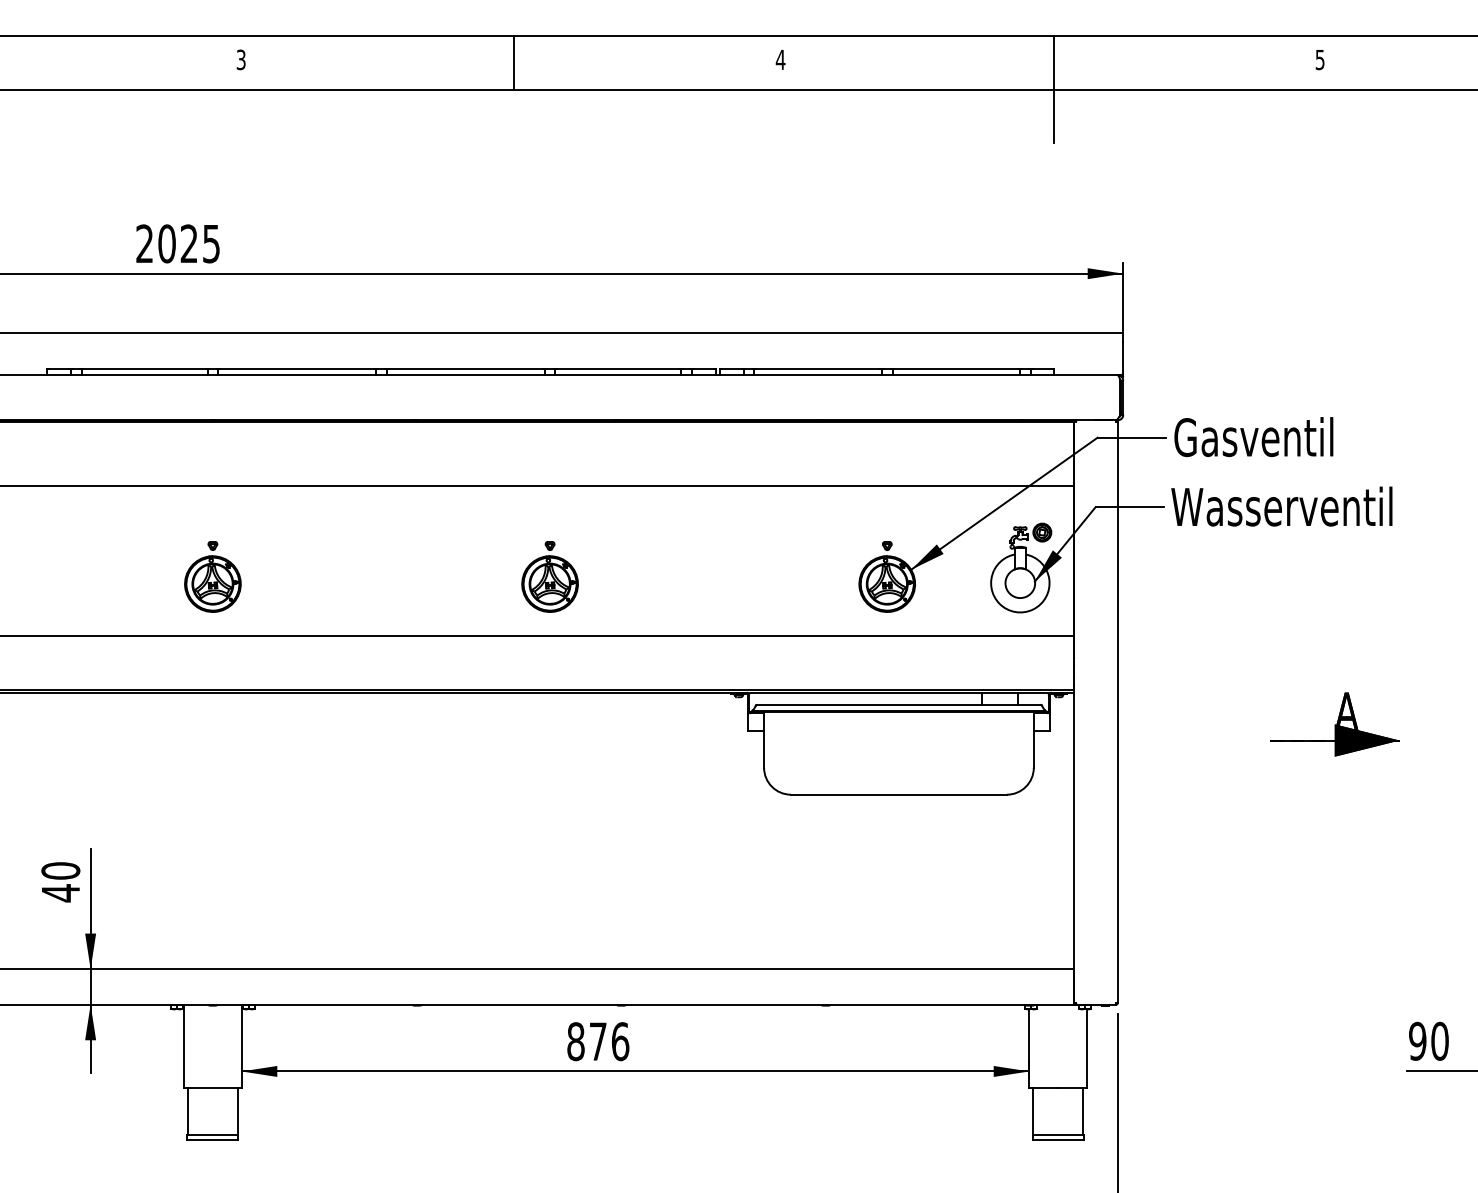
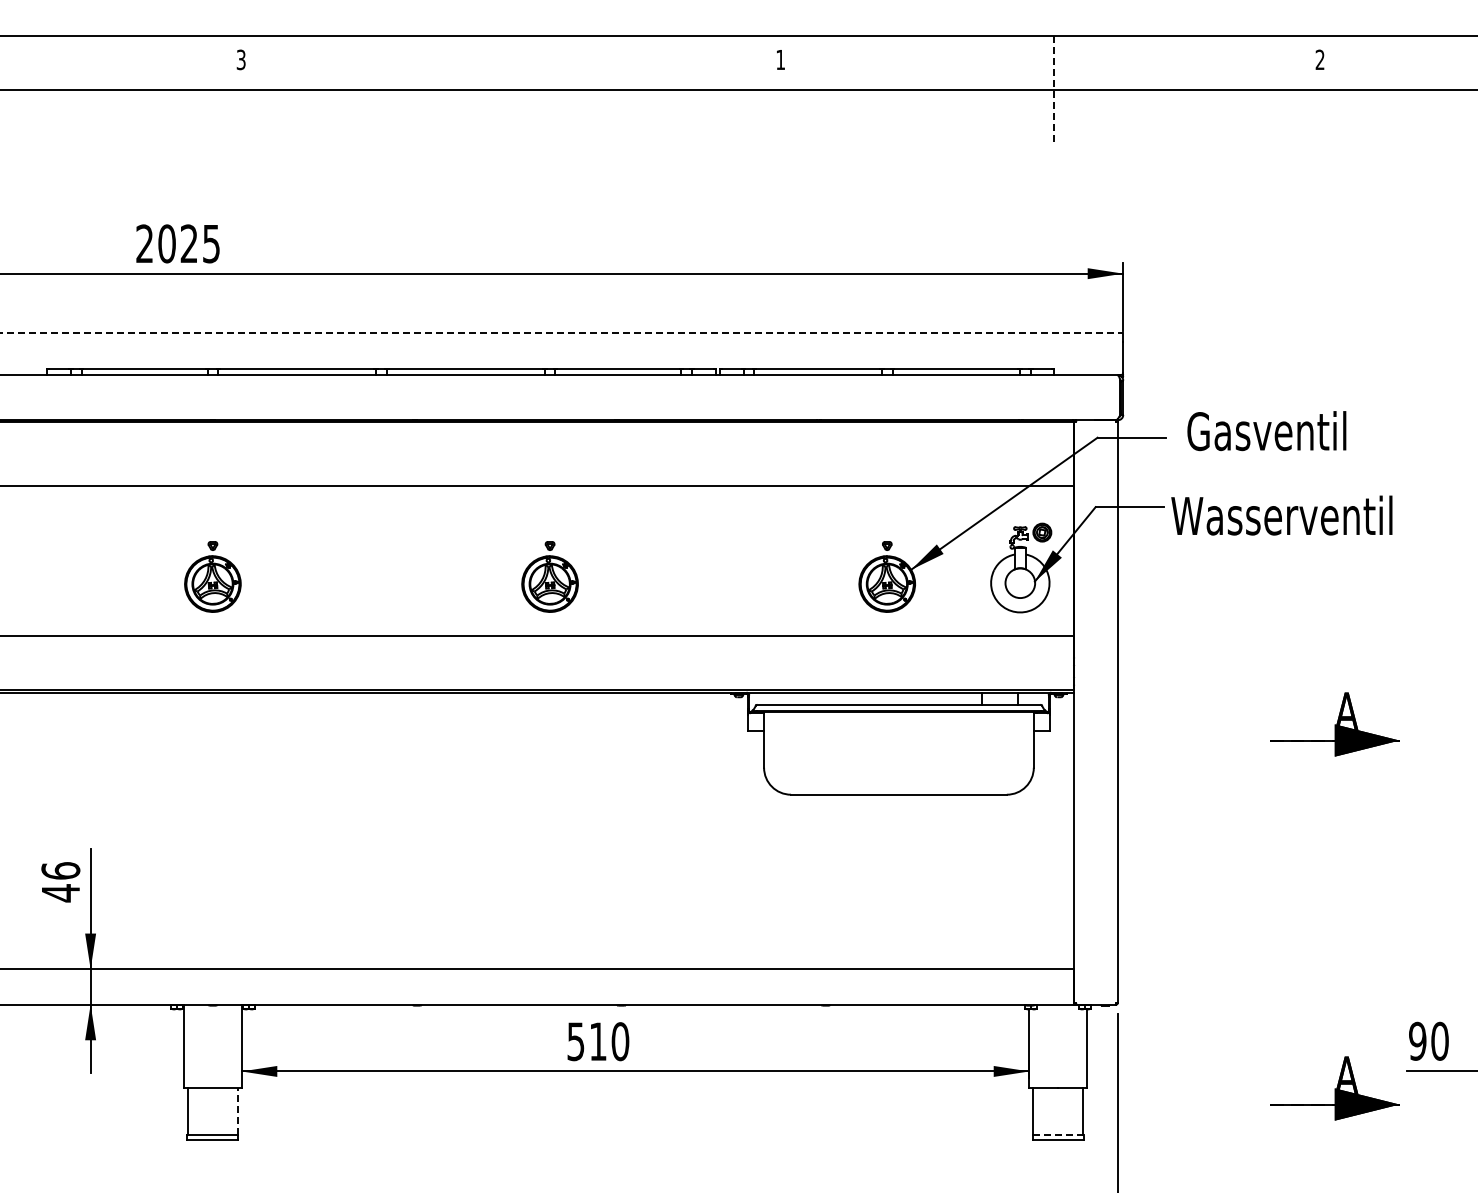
text: 4 -> 1 (780, 59)
text: 5 -> 2 (1319, 59)
line: present -> none (514, 62)
line: solid -> dashed (1053, 89)
line: solid -> dashed (562, 332)
text position: (1253, 437) -> (1266, 431) (1266, 431)
text position: (1281, 506) -> (1281, 515) (1281, 515)
text: 40 -> 46 (60, 870)
text: 876 -> 510 (598, 1041)
part: none -> present (1334, 1088)
line: solid -> dashed (238, 1111)
line: solid -> dashed (1058, 1135)
